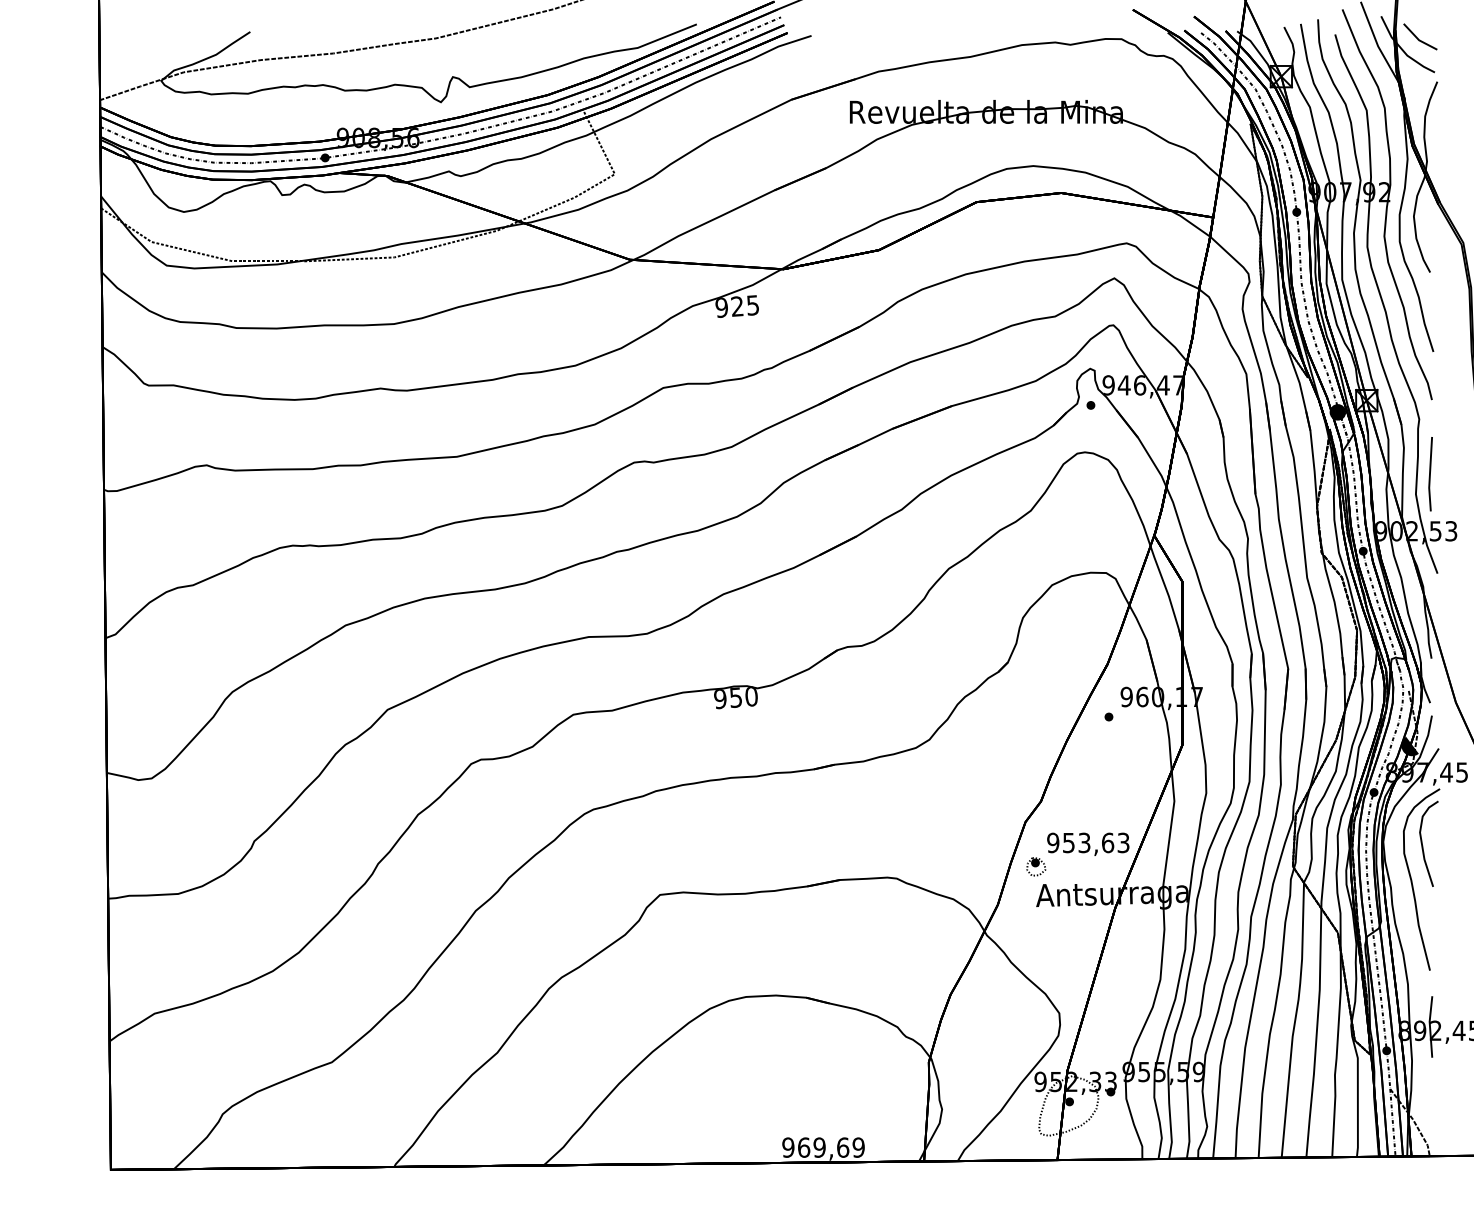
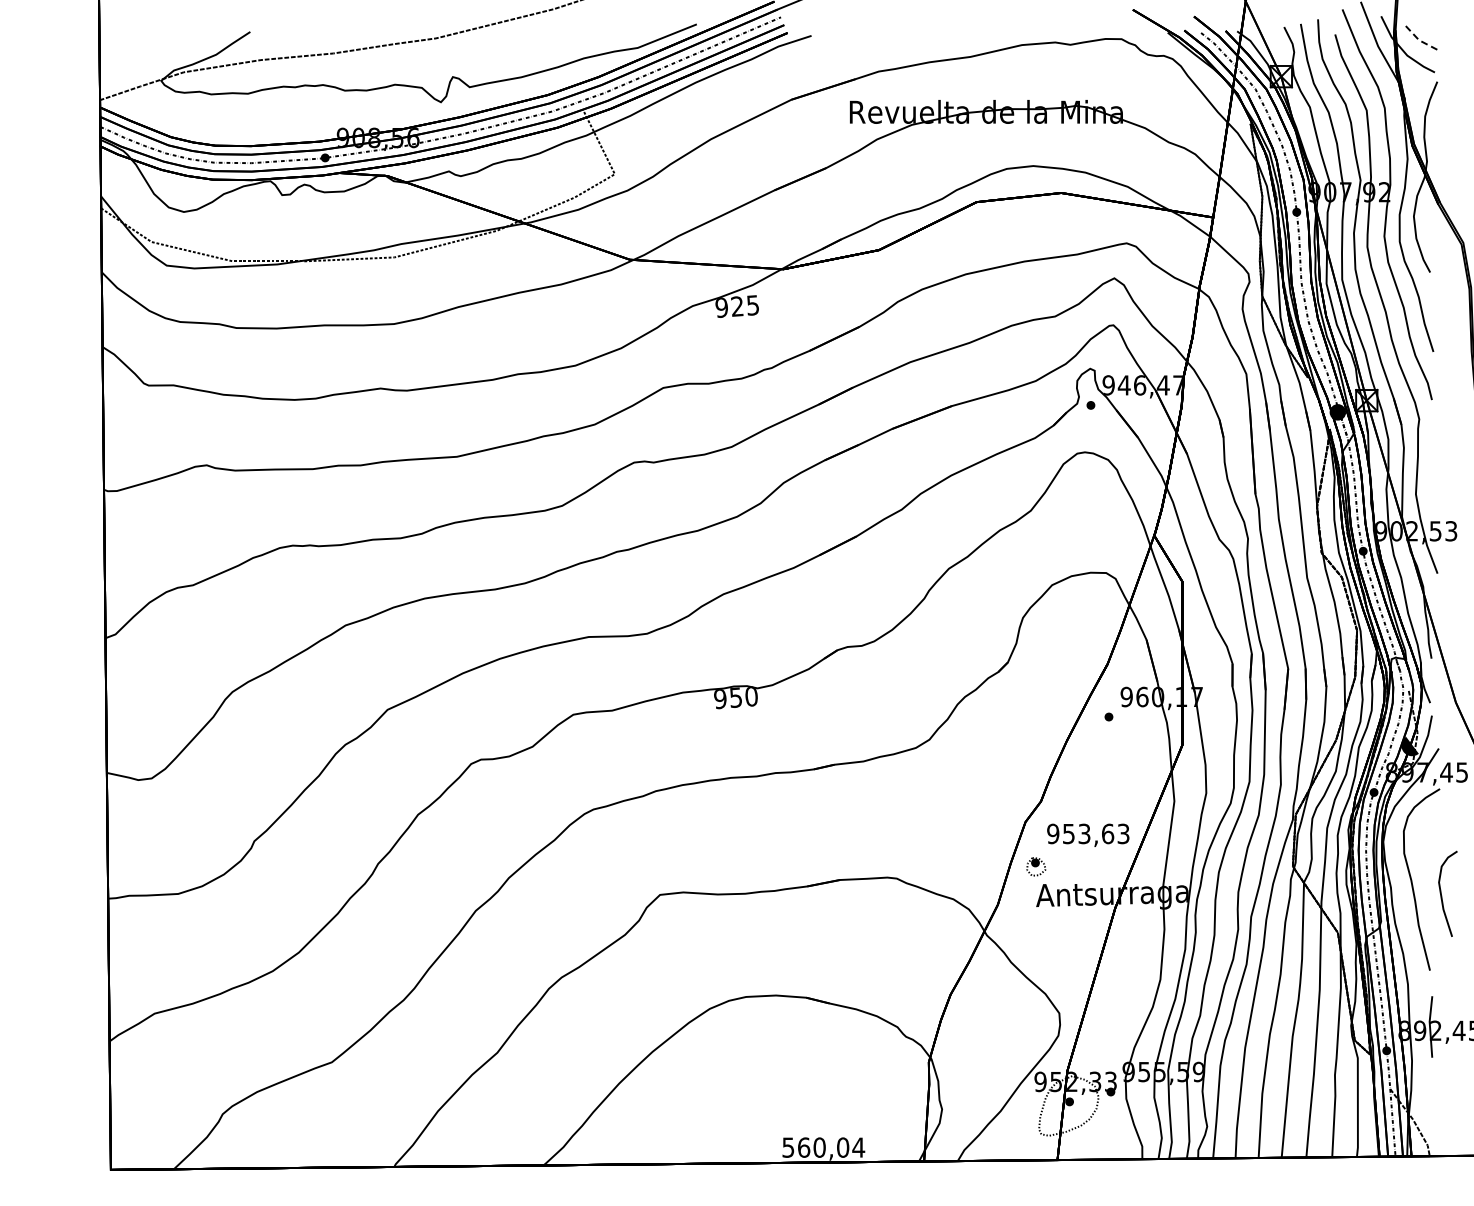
line: solid -> dashed (1418, 39)
line: present -> none (1430, 474)
text position: (1088, 843) -> (1088, 834) (1088, 834)
curve position: (1423, 845) -> (1442, 895) (1442, 895)
text: 969,69 -> 560,04 (823, 1147)
